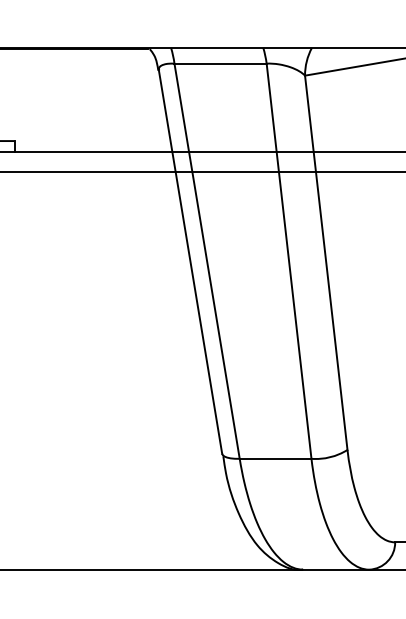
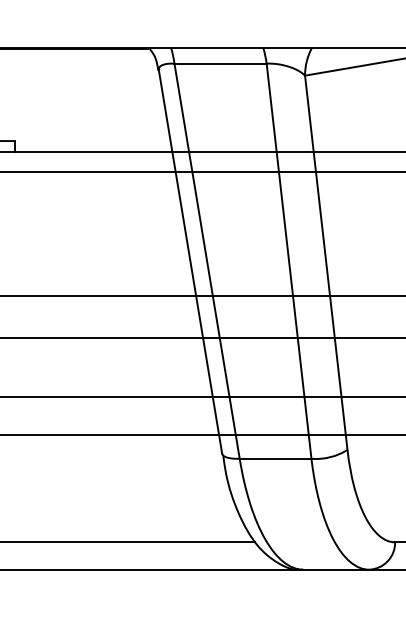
line: none -> present (202, 296)
line: none -> present (202, 337)
line: none -> present (202, 396)
line: none -> present (202, 435)
line: none -> present (128, 542)
